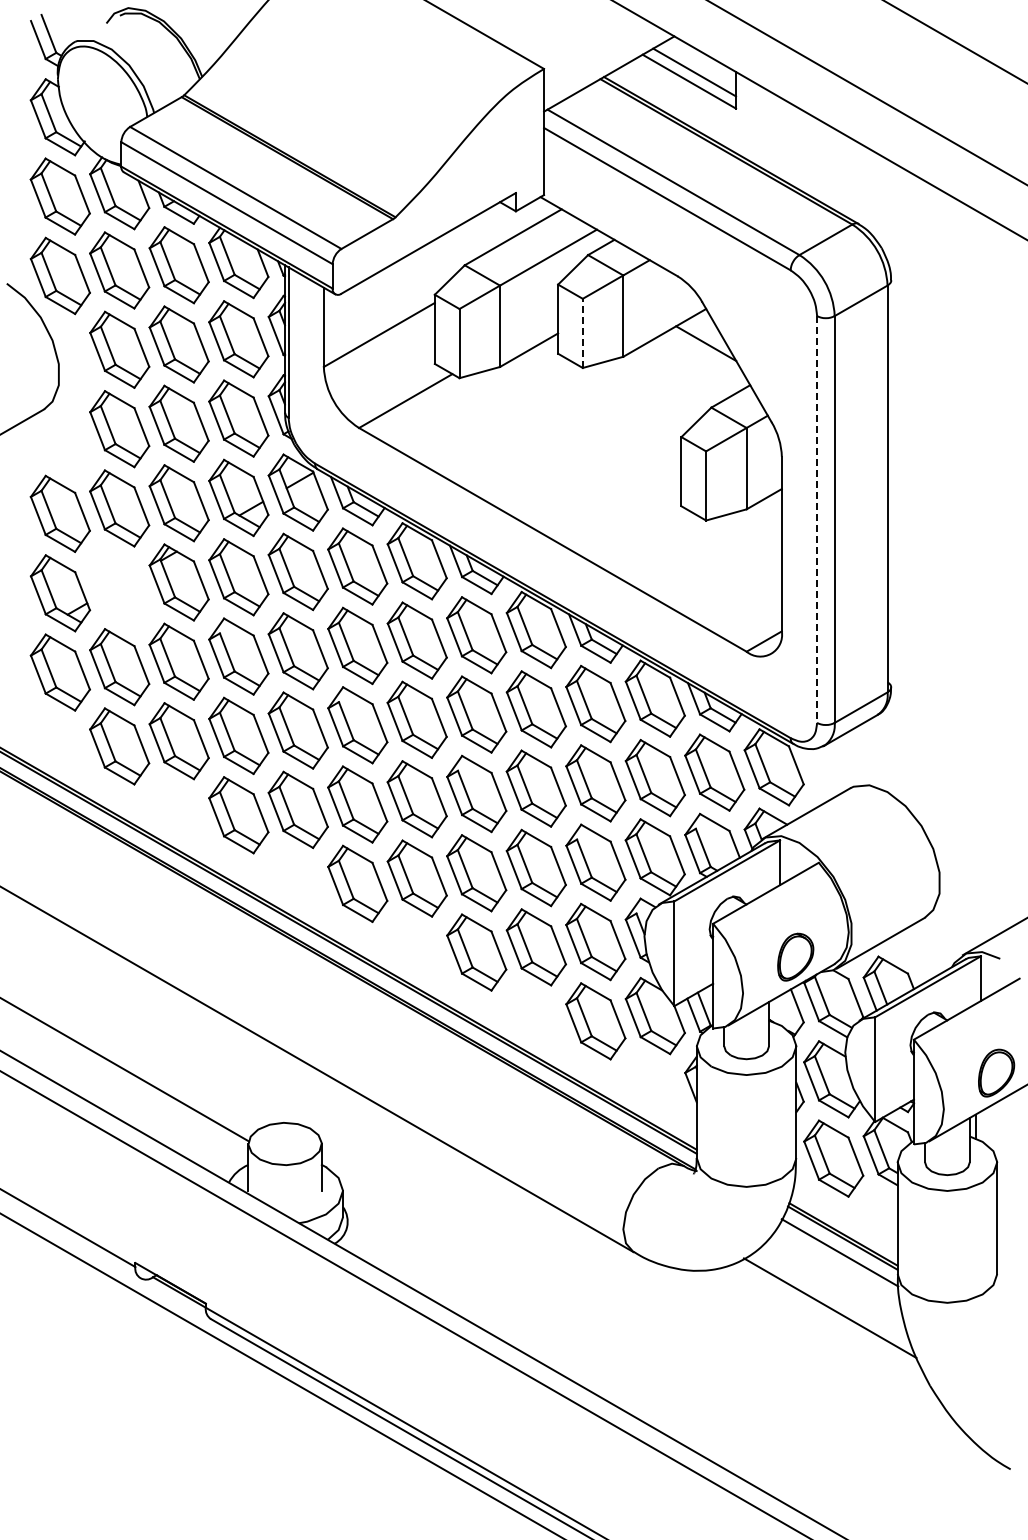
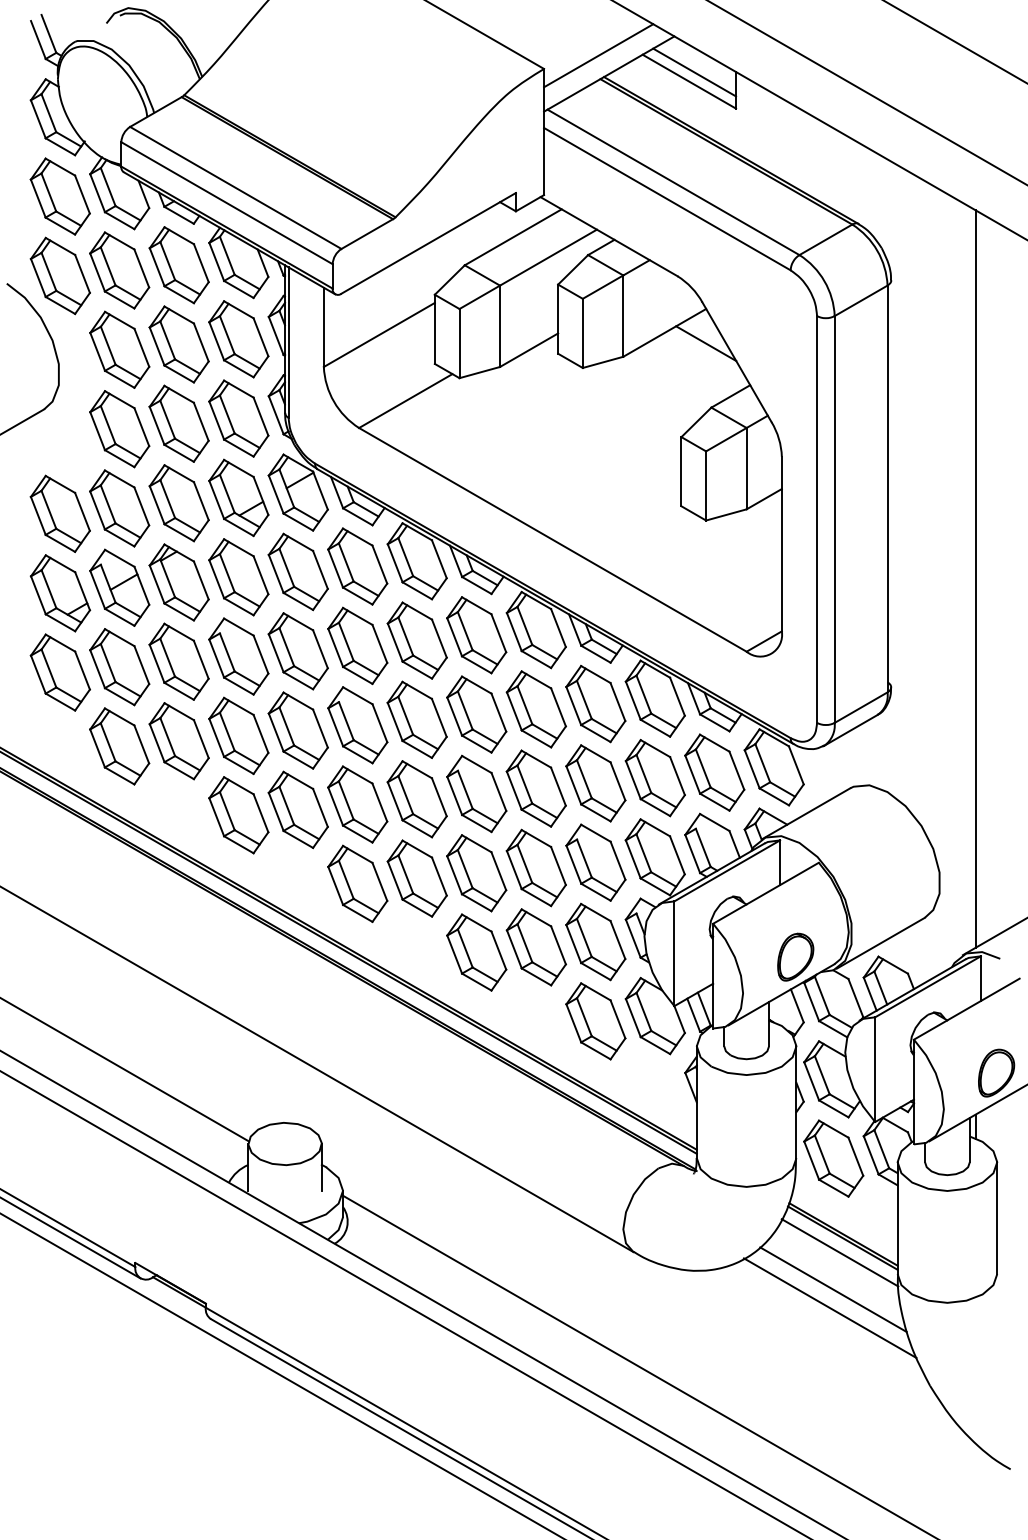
line: none -> present (598, 55)
line: dashed -> solid (582, 333)
line: dashed -> solid (817, 520)
line: none -> present (975, 578)
part: none -> present (119, 587)
line: none -> present (71, 1238)
line: none -> present (833, 1289)
line: none -> present (638, 1365)
